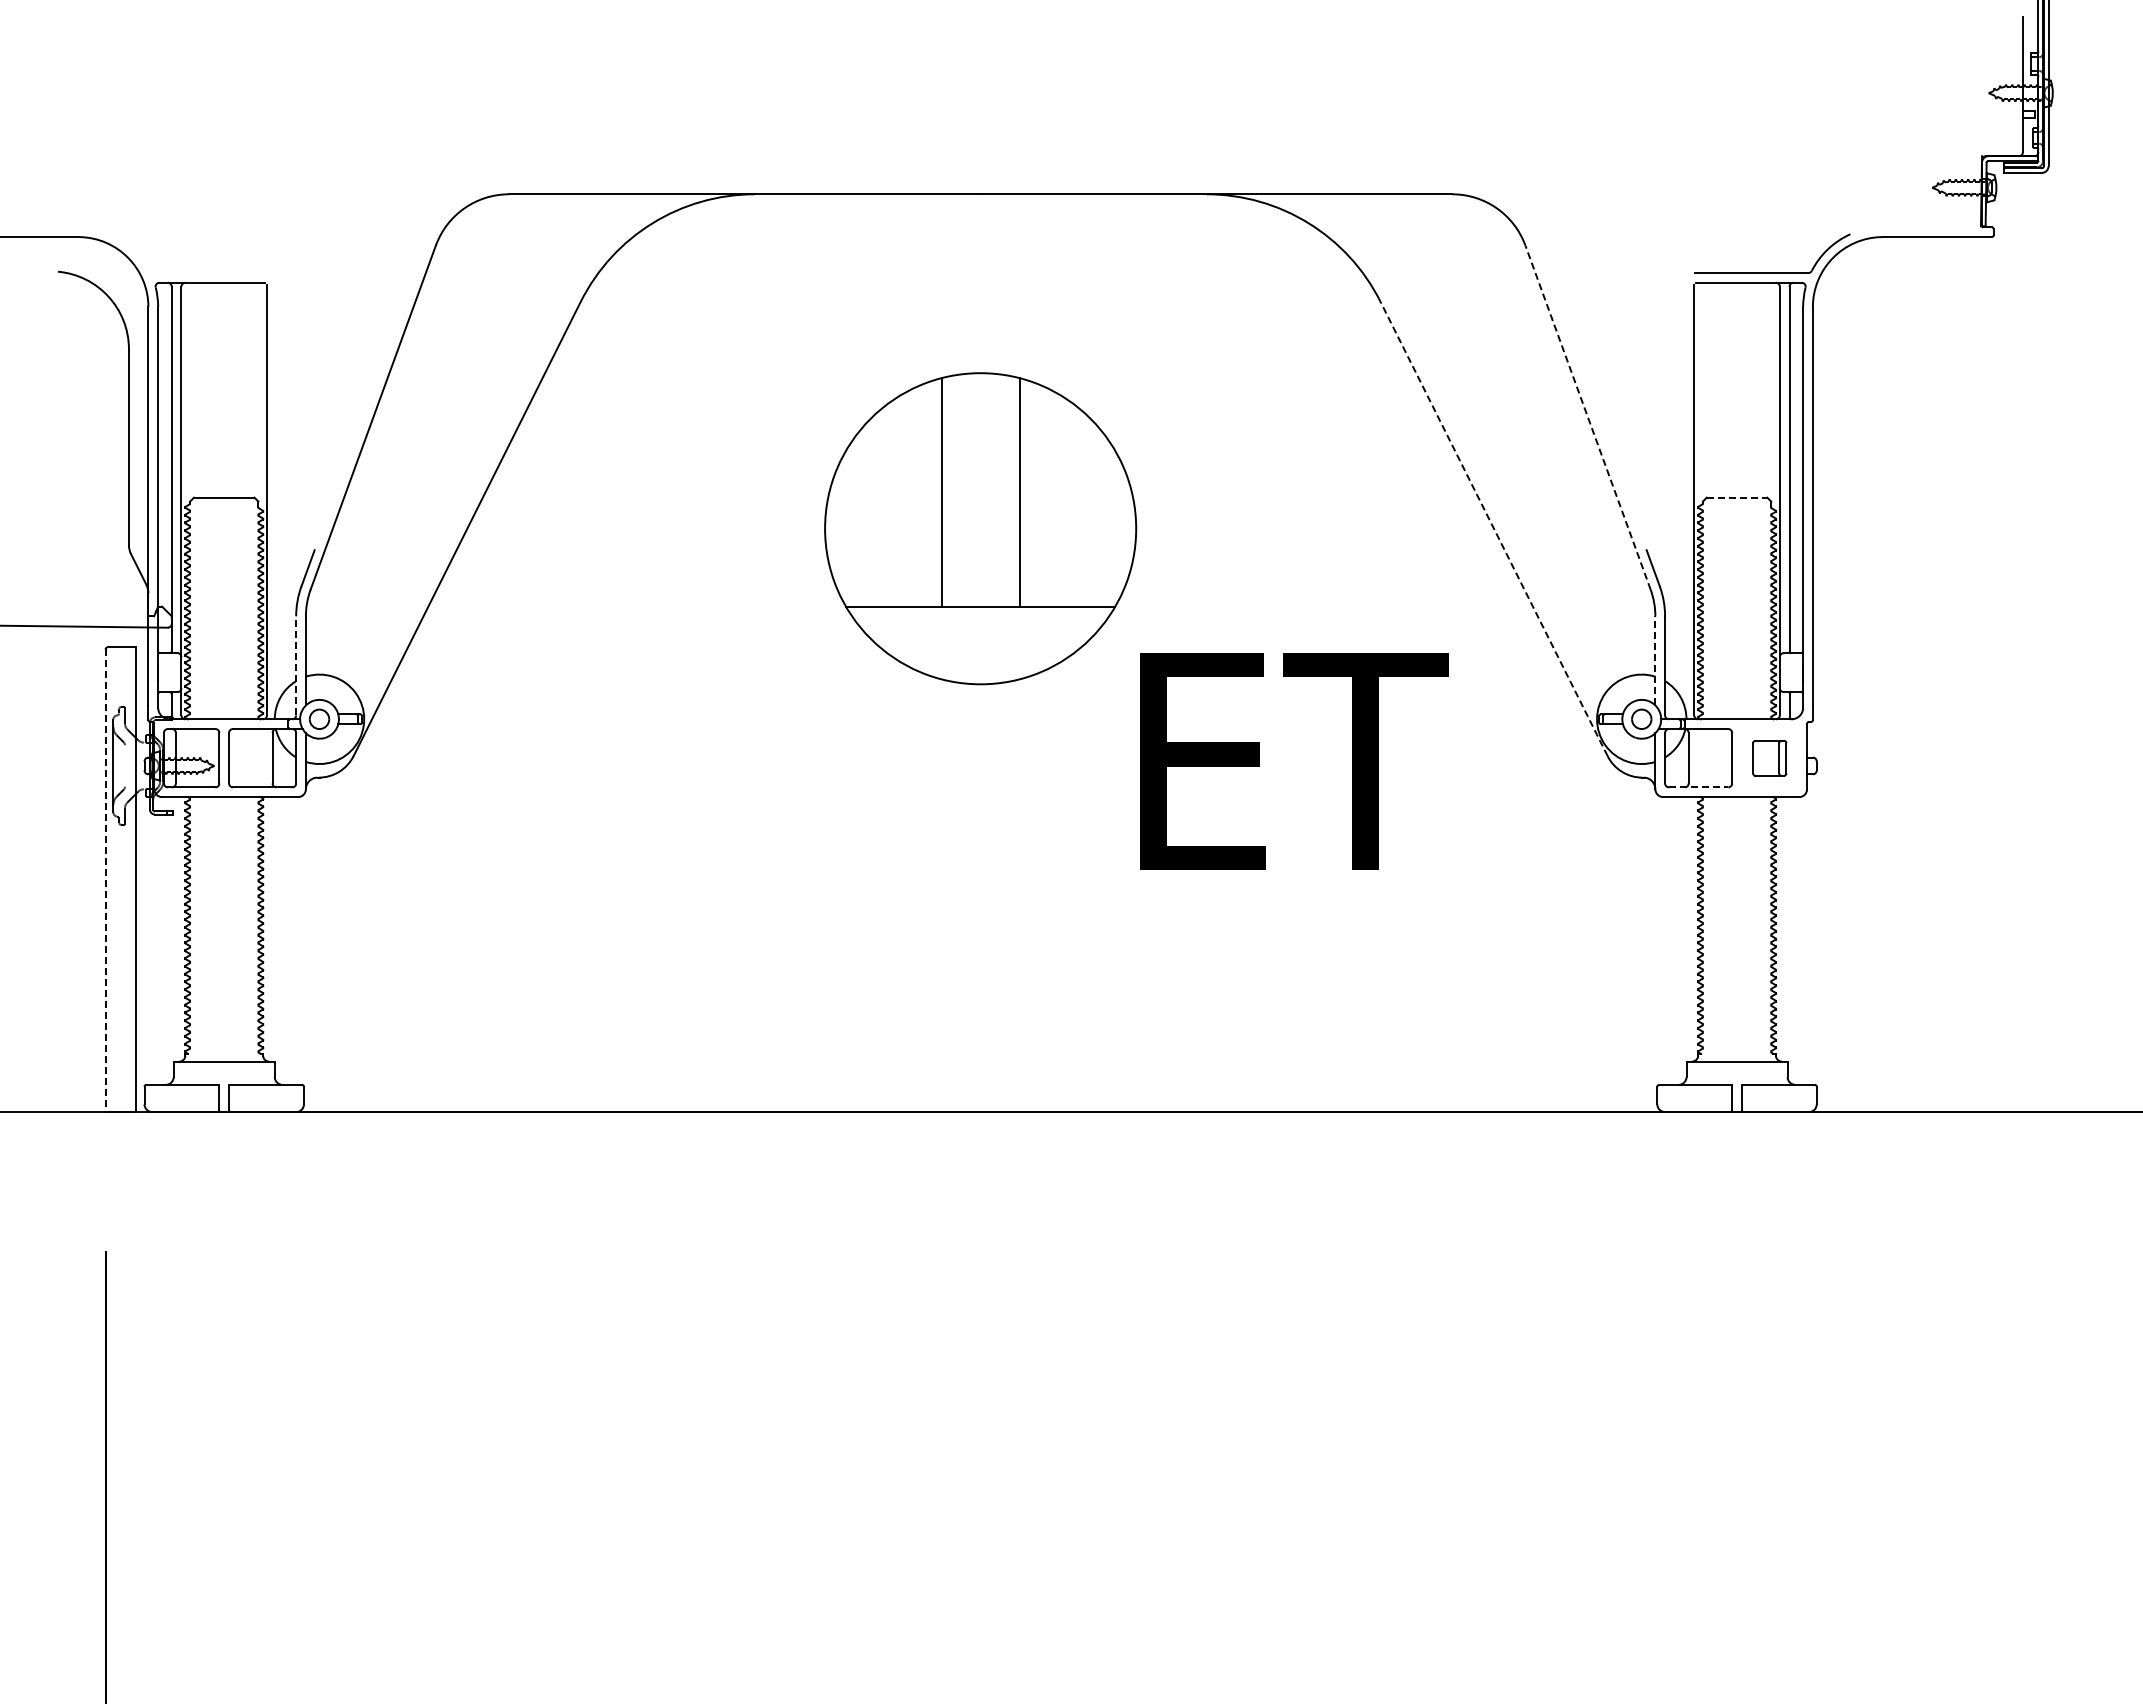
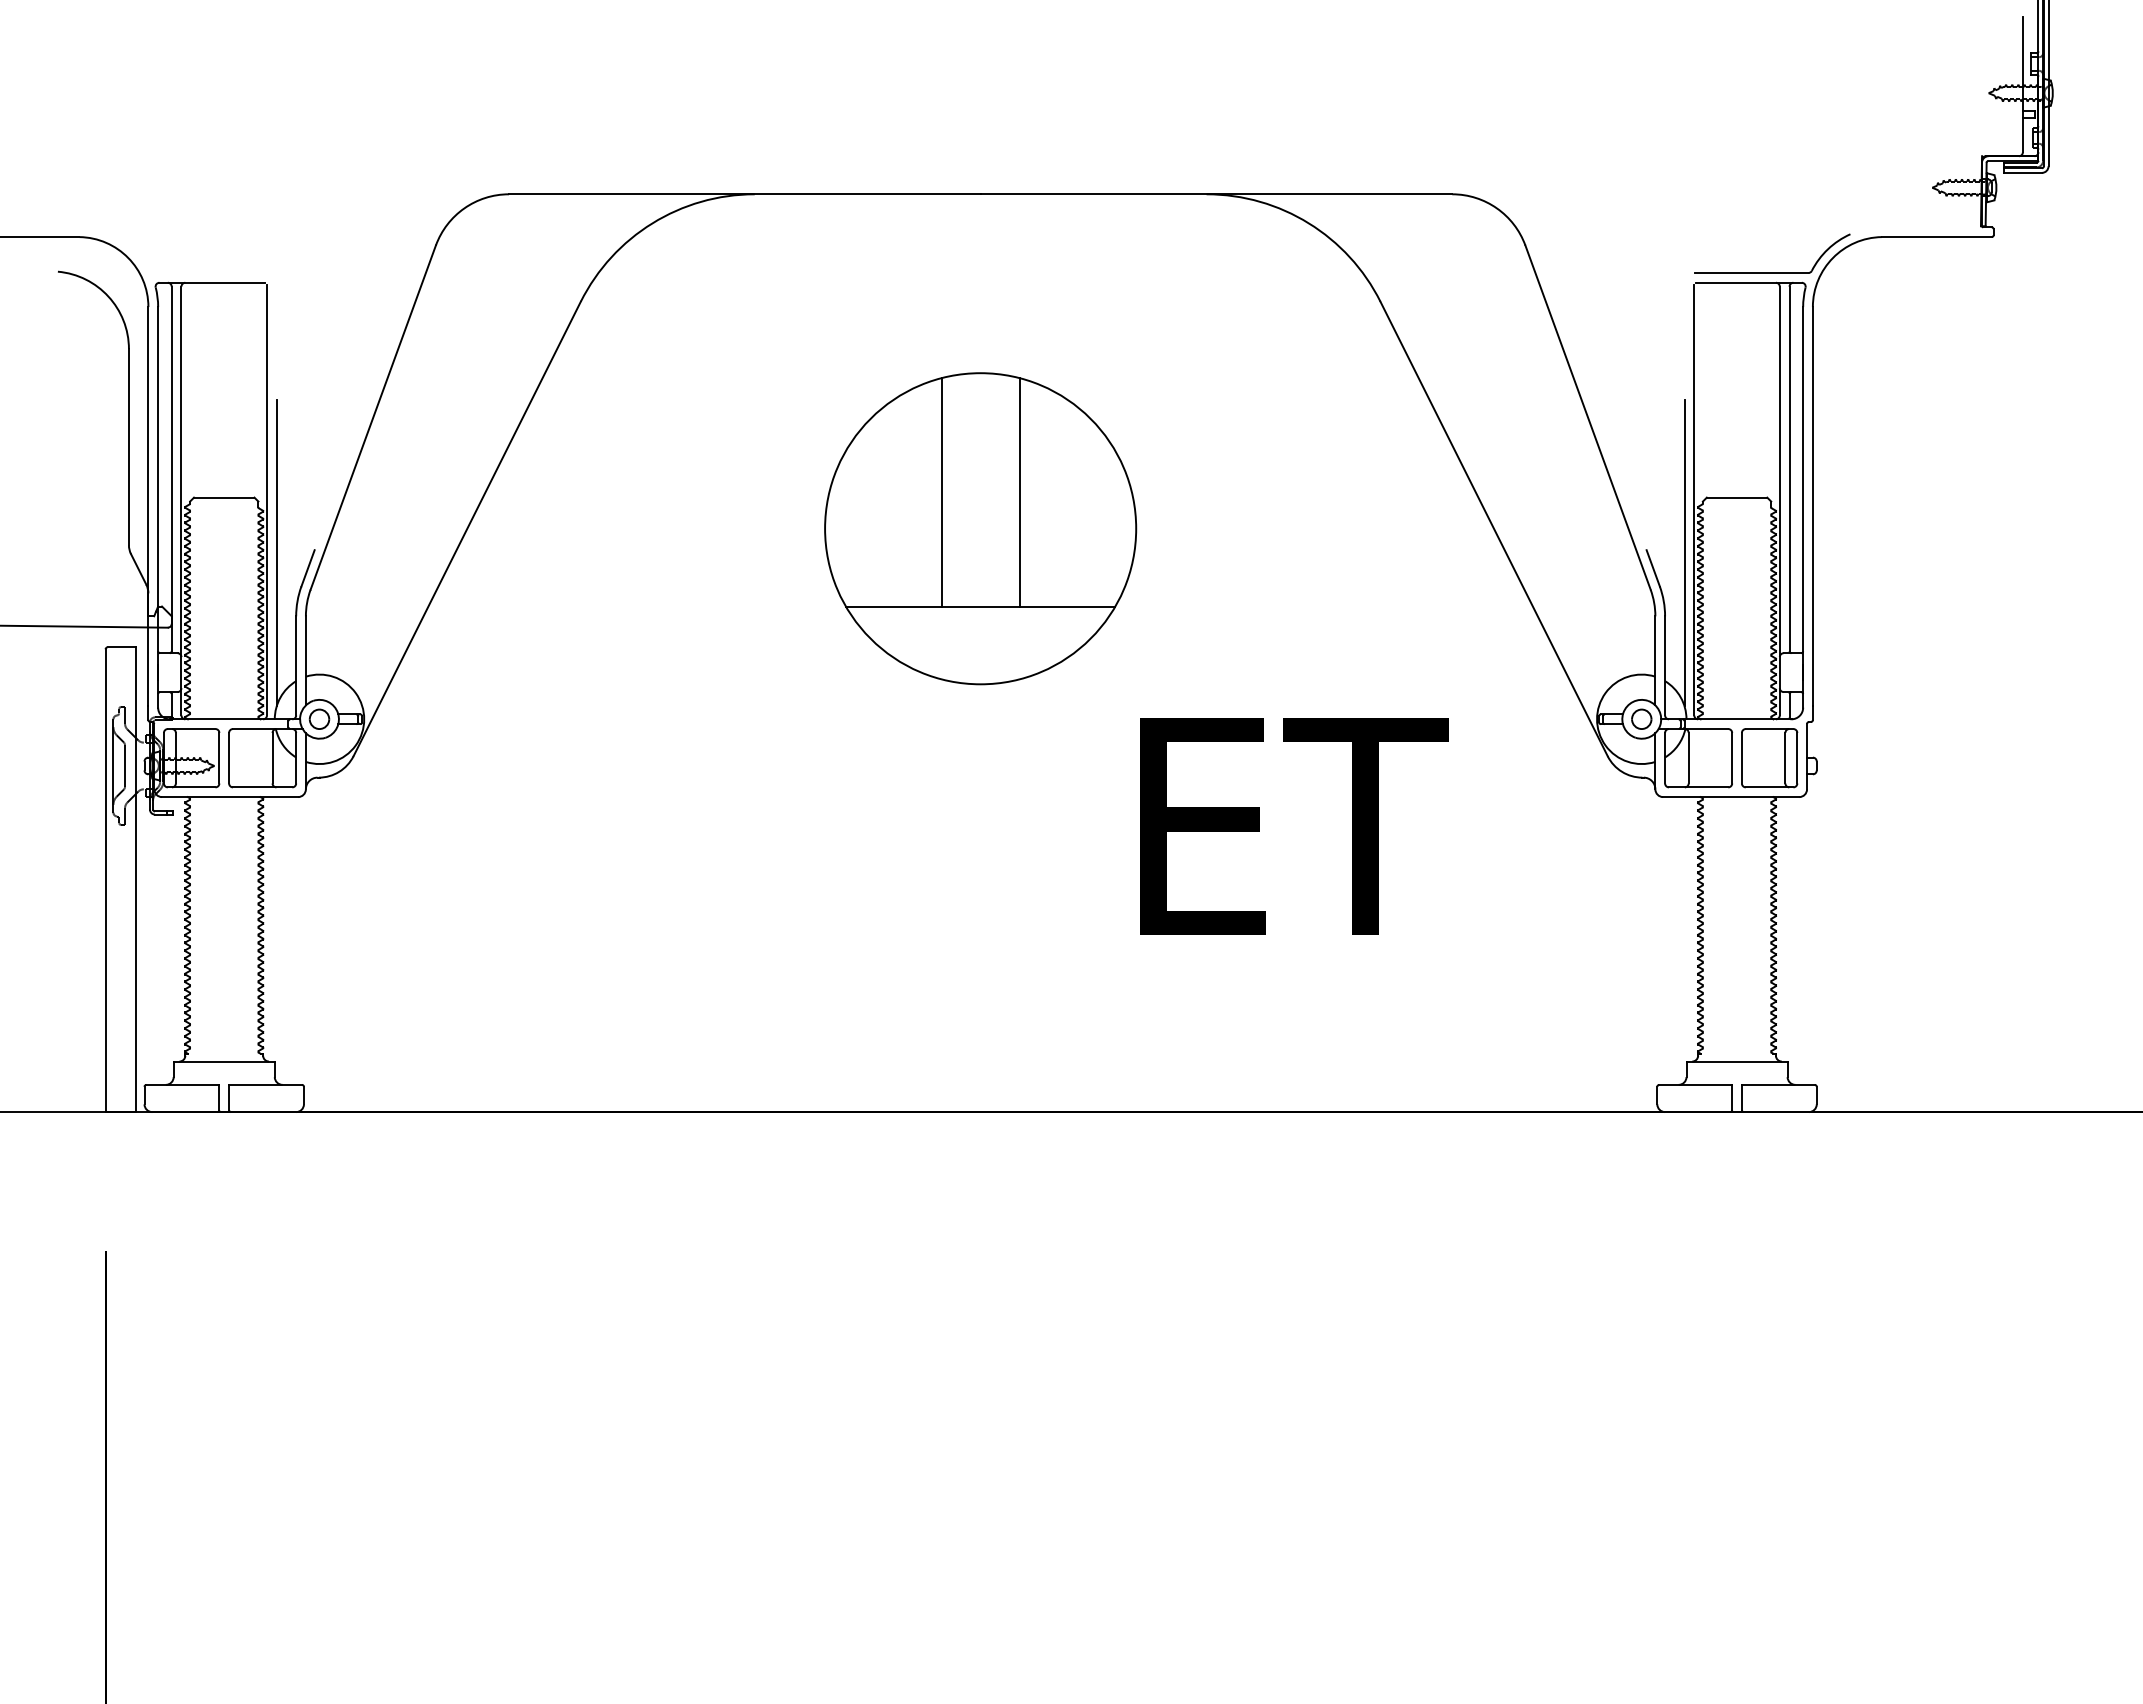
line: dashed -> solid (1587, 417)
line: dashed -> solid (1737, 497)
line: dashed -> solid (1493, 528)
line: none -> present (276, 553)
line: none -> present (1684, 553)
line: dashed -> solid (1655, 660)
line: dashed -> solid (296, 665)
part size: 36x37 px -> 58x61 px (1769, 758)
text position: (1294, 761) -> (1294, 826) (1294, 826)
line: none -> present (125, 765)
line: dashed -> solid (1698, 787)
line: dashed -> solid (105, 881)
